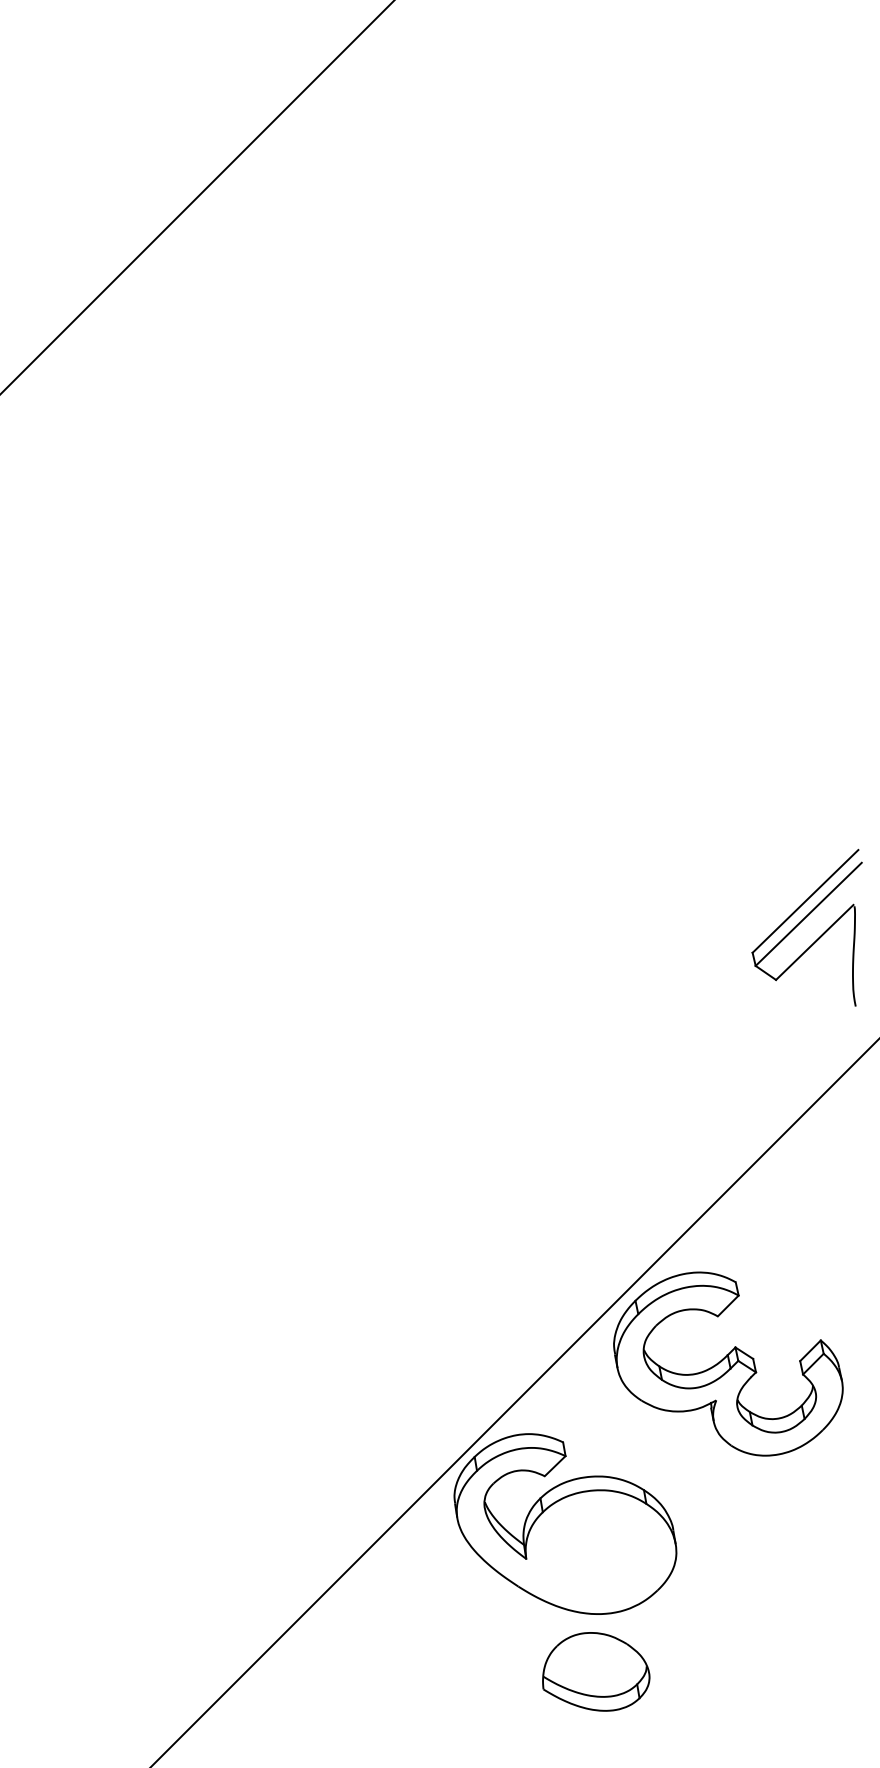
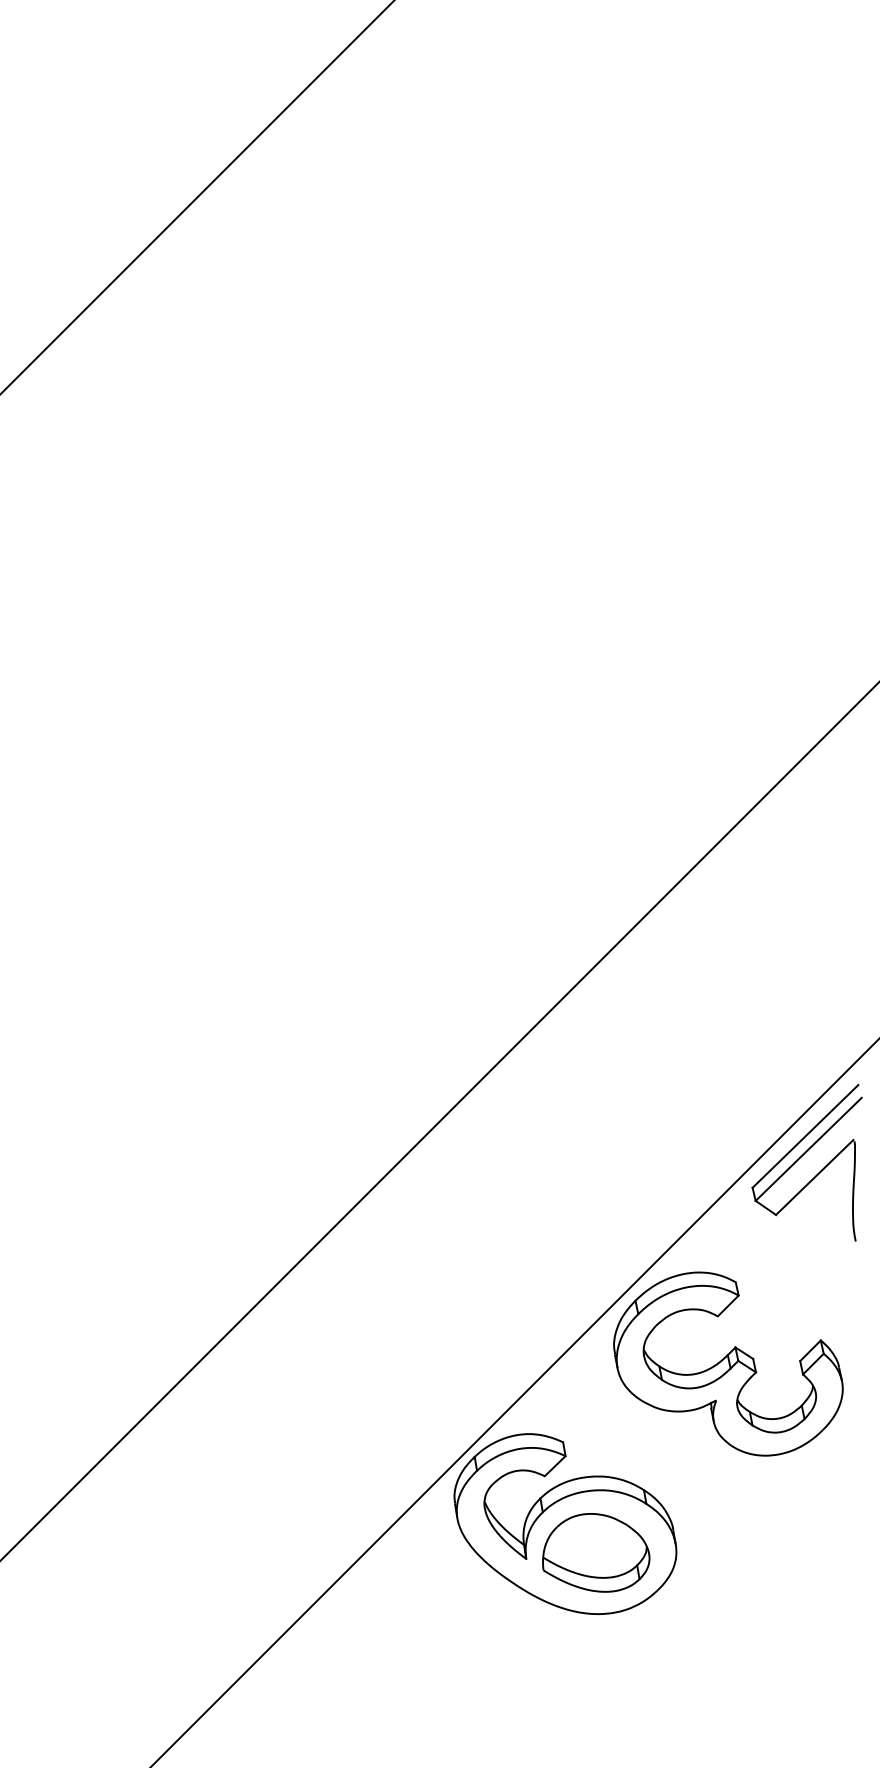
part position: (801, 922) -> (801, 1157) (801, 1157)
line: none -> present (439, 1121)
part position: (596, 1671) -> (596, 1552) (596, 1552)
